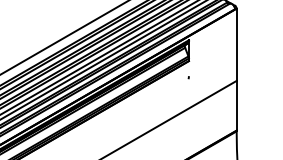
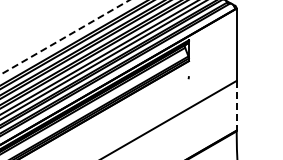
line: solid -> dashed (64, 37)
line: solid -> dashed (236, 105)
